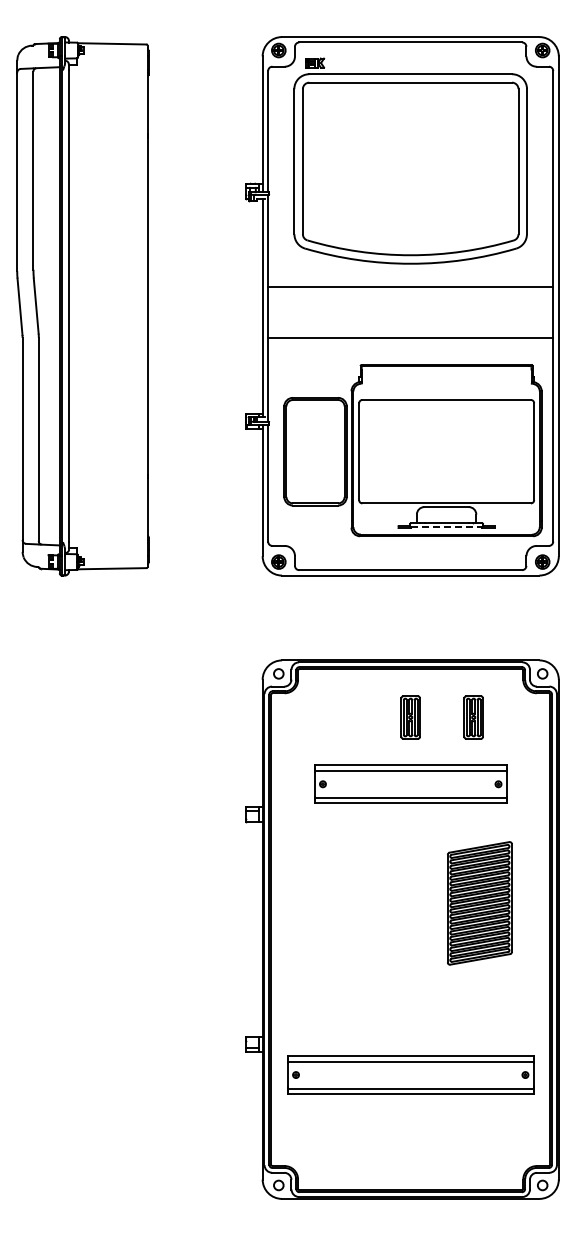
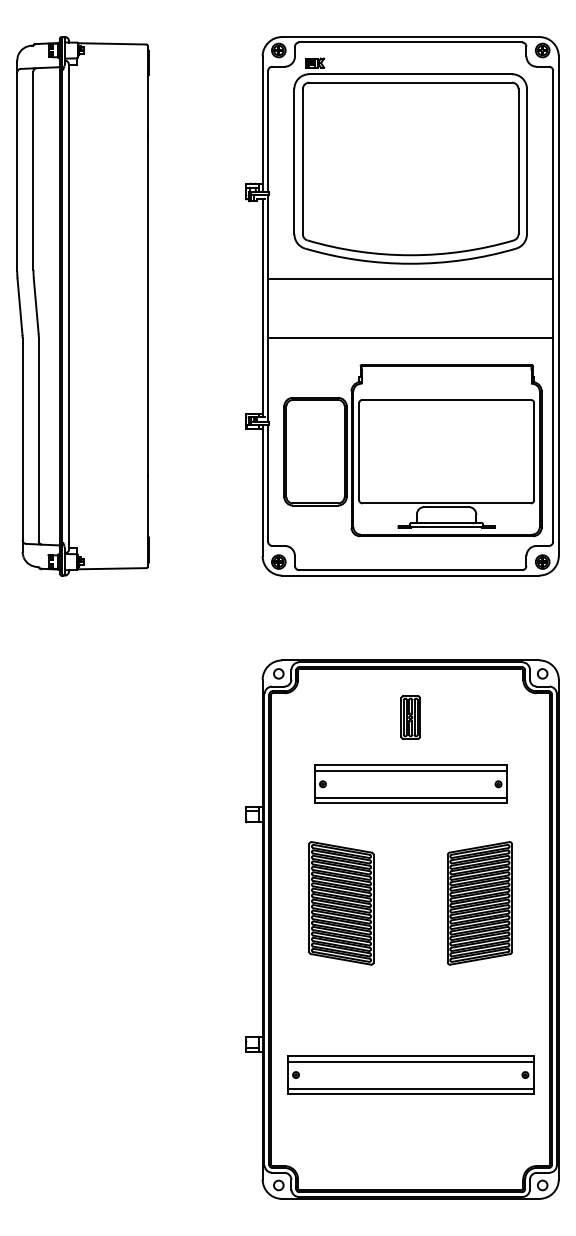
line position: (410, 286) -> (410, 278) (410, 278)
line: dashed -> solid (446, 527)
part: present -> none (473, 717)
part: none -> present (341, 903)
